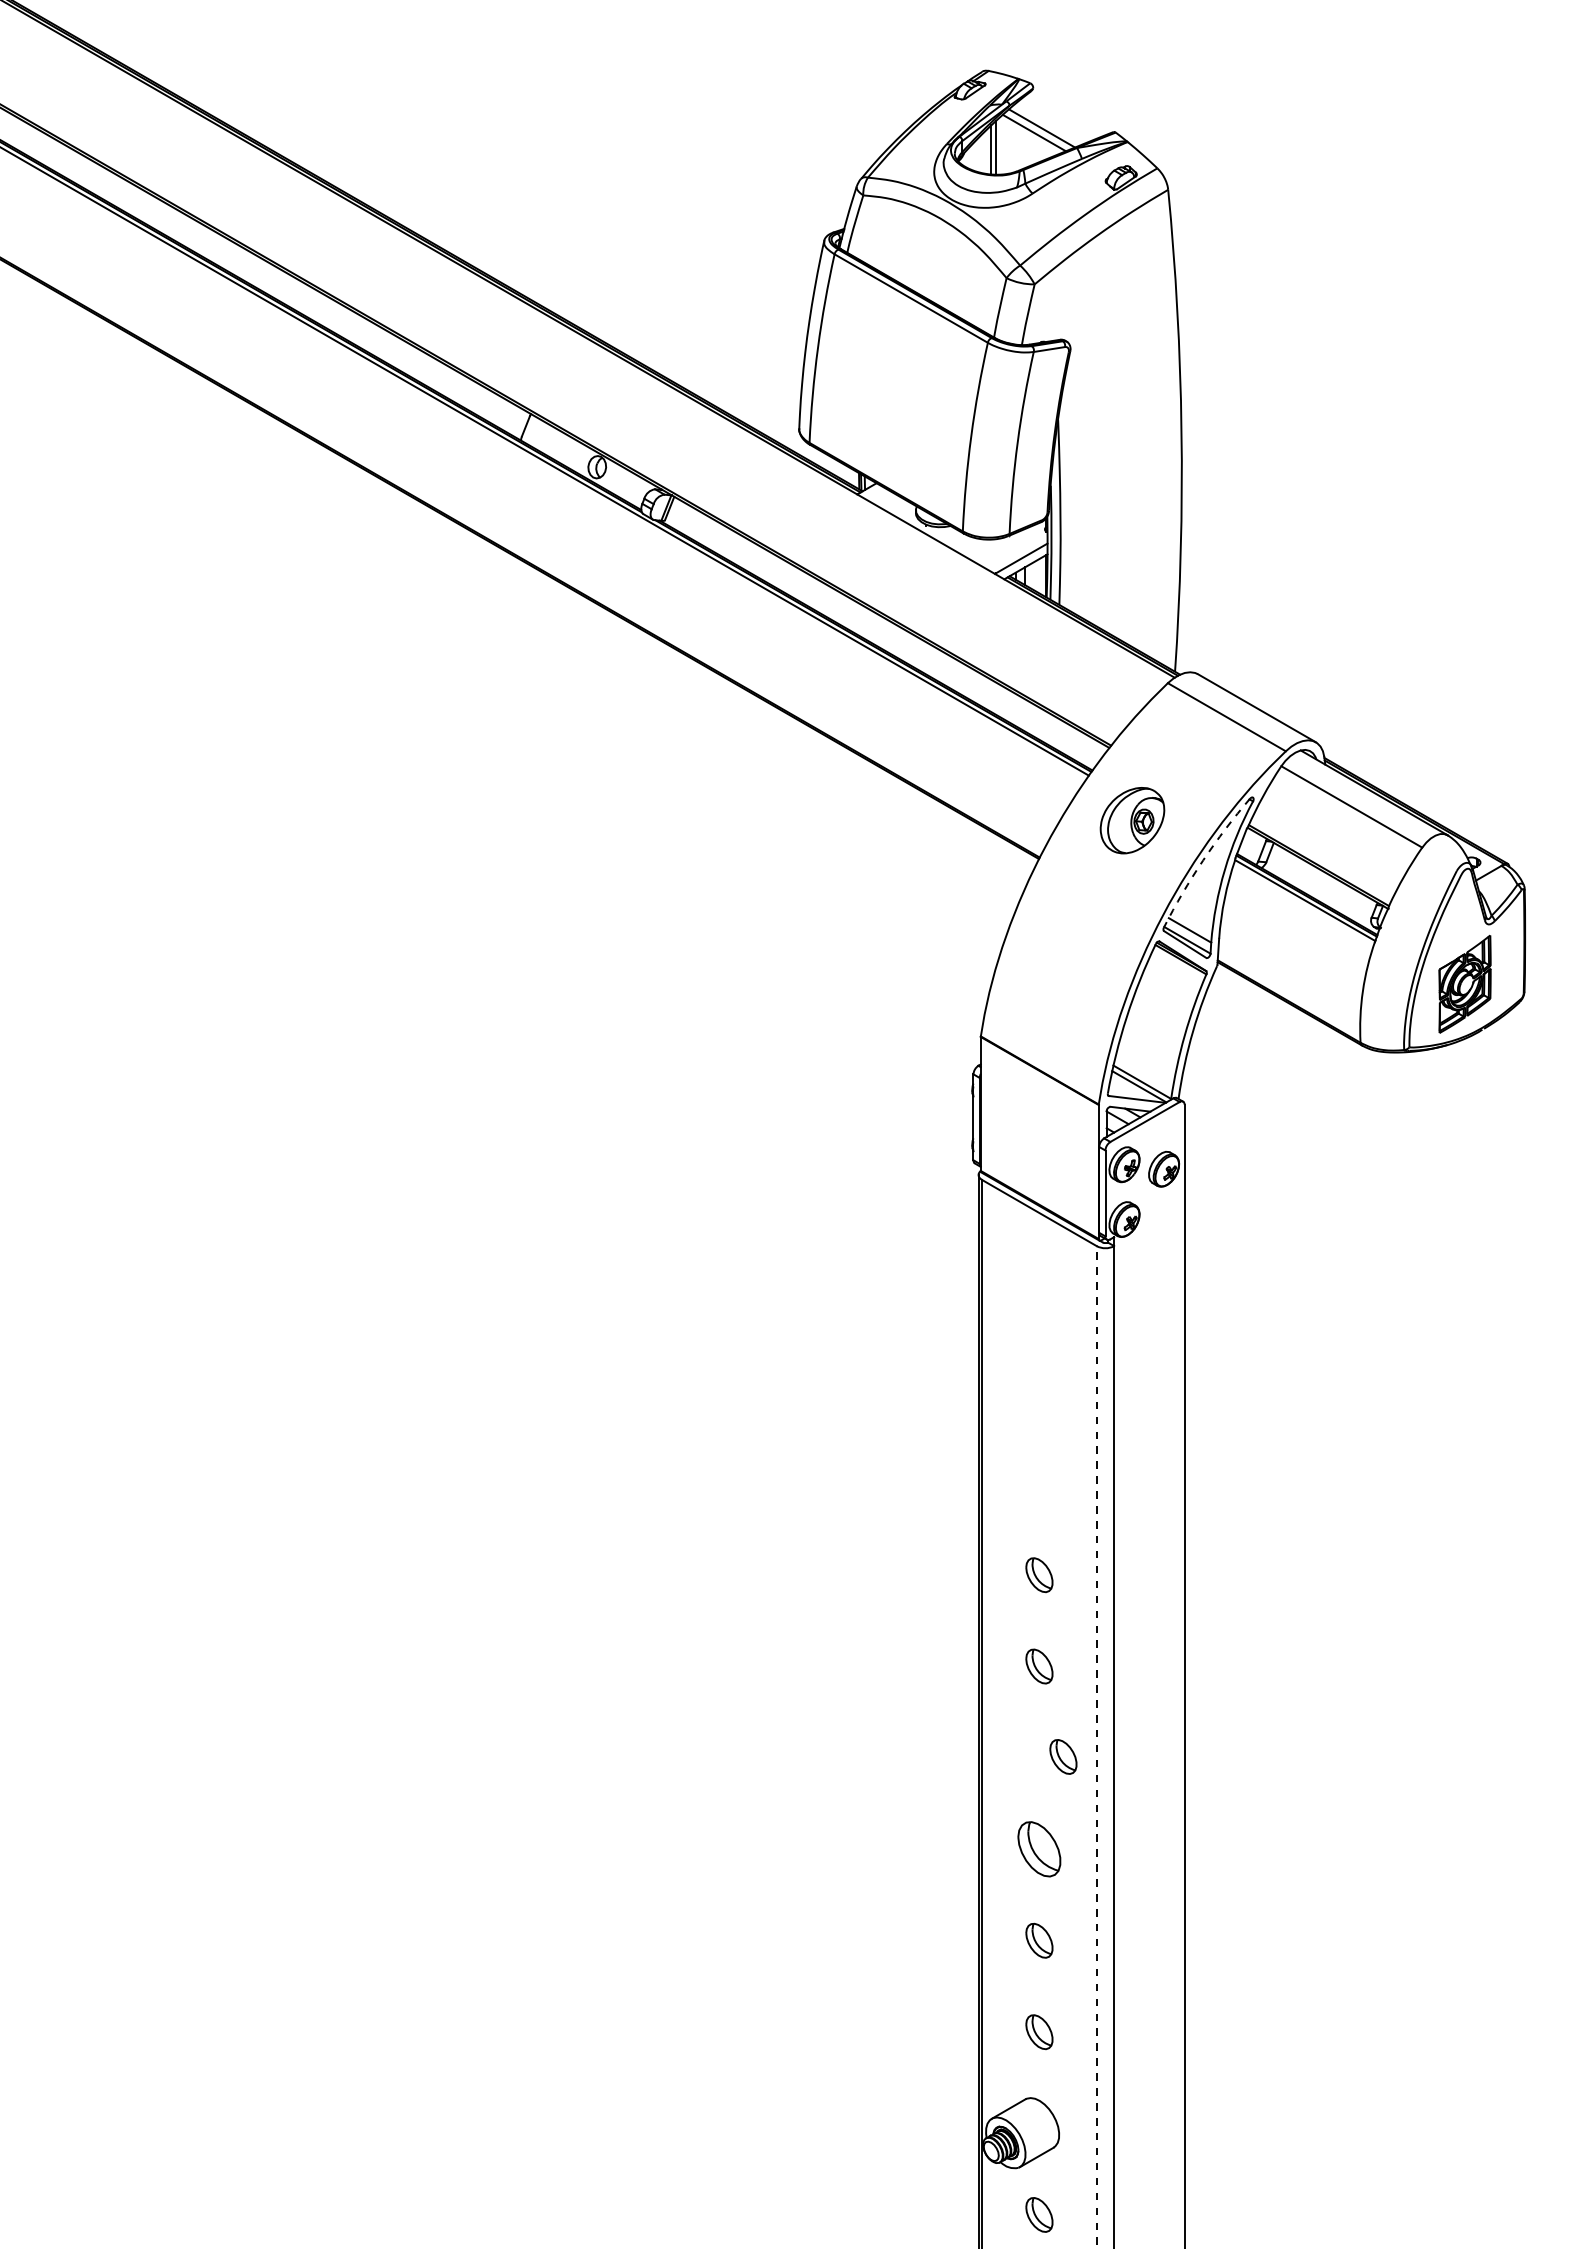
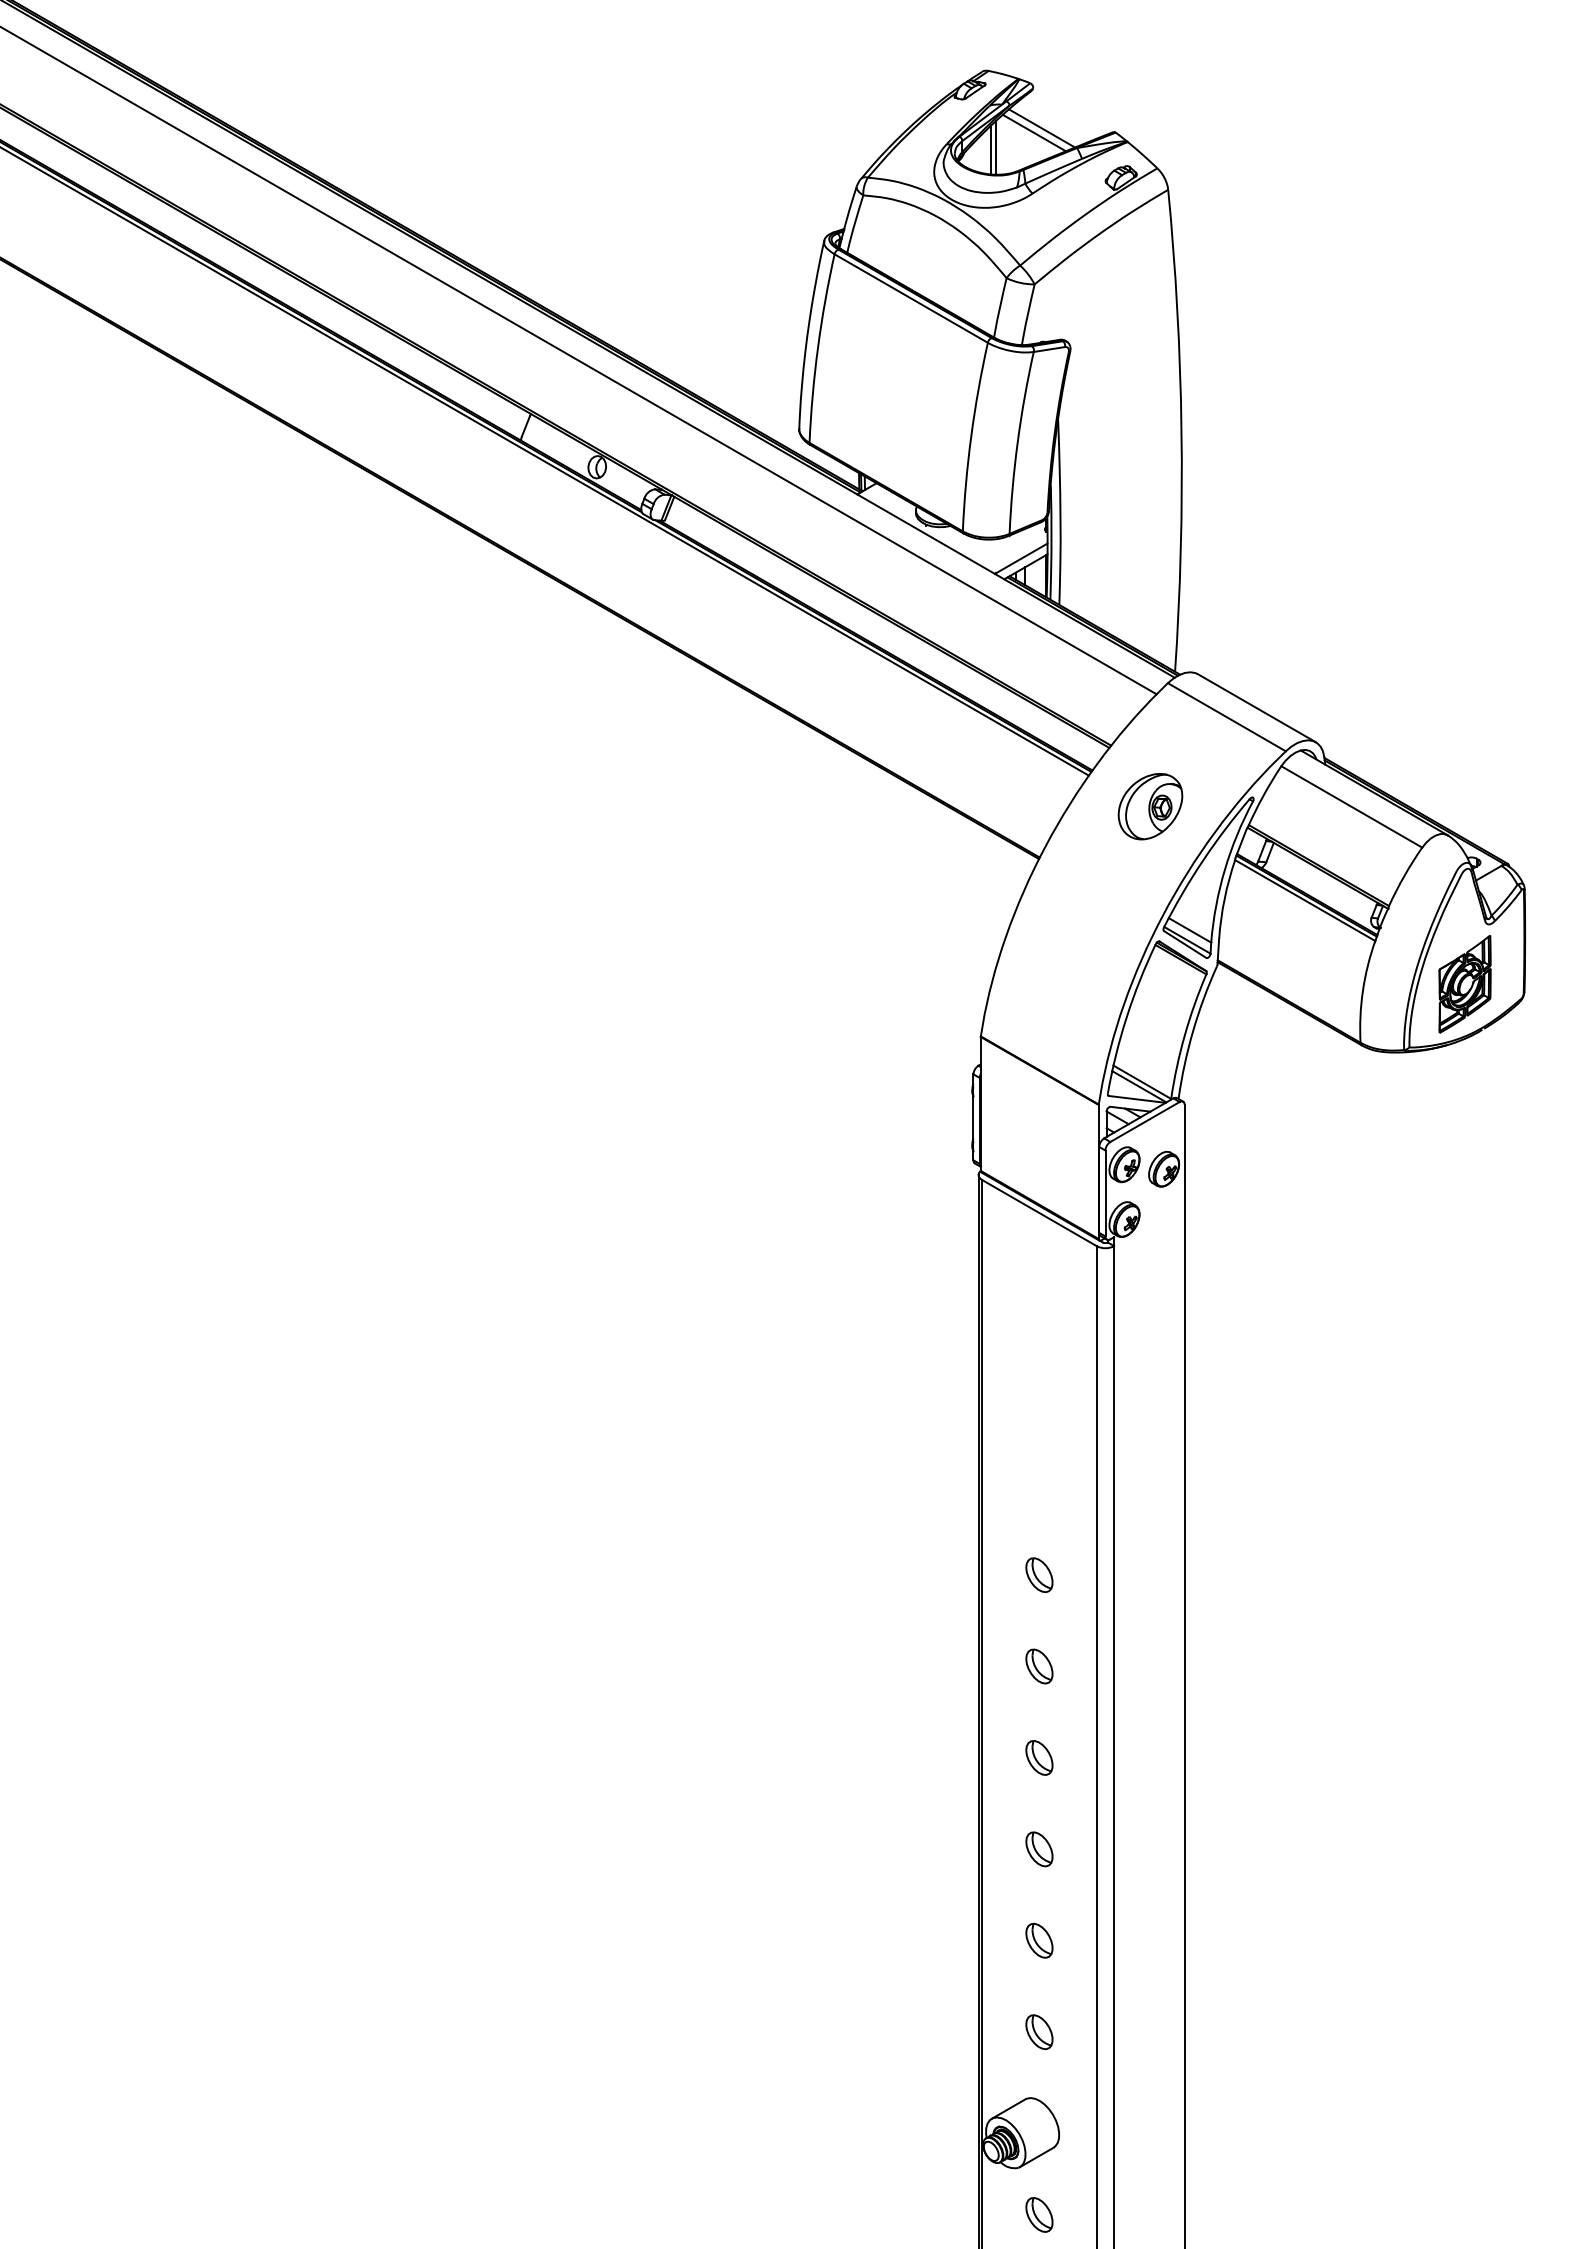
line: none -> present (579, 360)
part position: (1132, 820) -> (1150, 806) (1150, 806)
arc: dashed -> solid (1203, 860)
line: dashed -> solid (1096, 1747)
part position: (1063, 1756) -> (1039, 1757) (1039, 1757)
part size: 45x57 px -> 29x37 px (1039, 1849)
